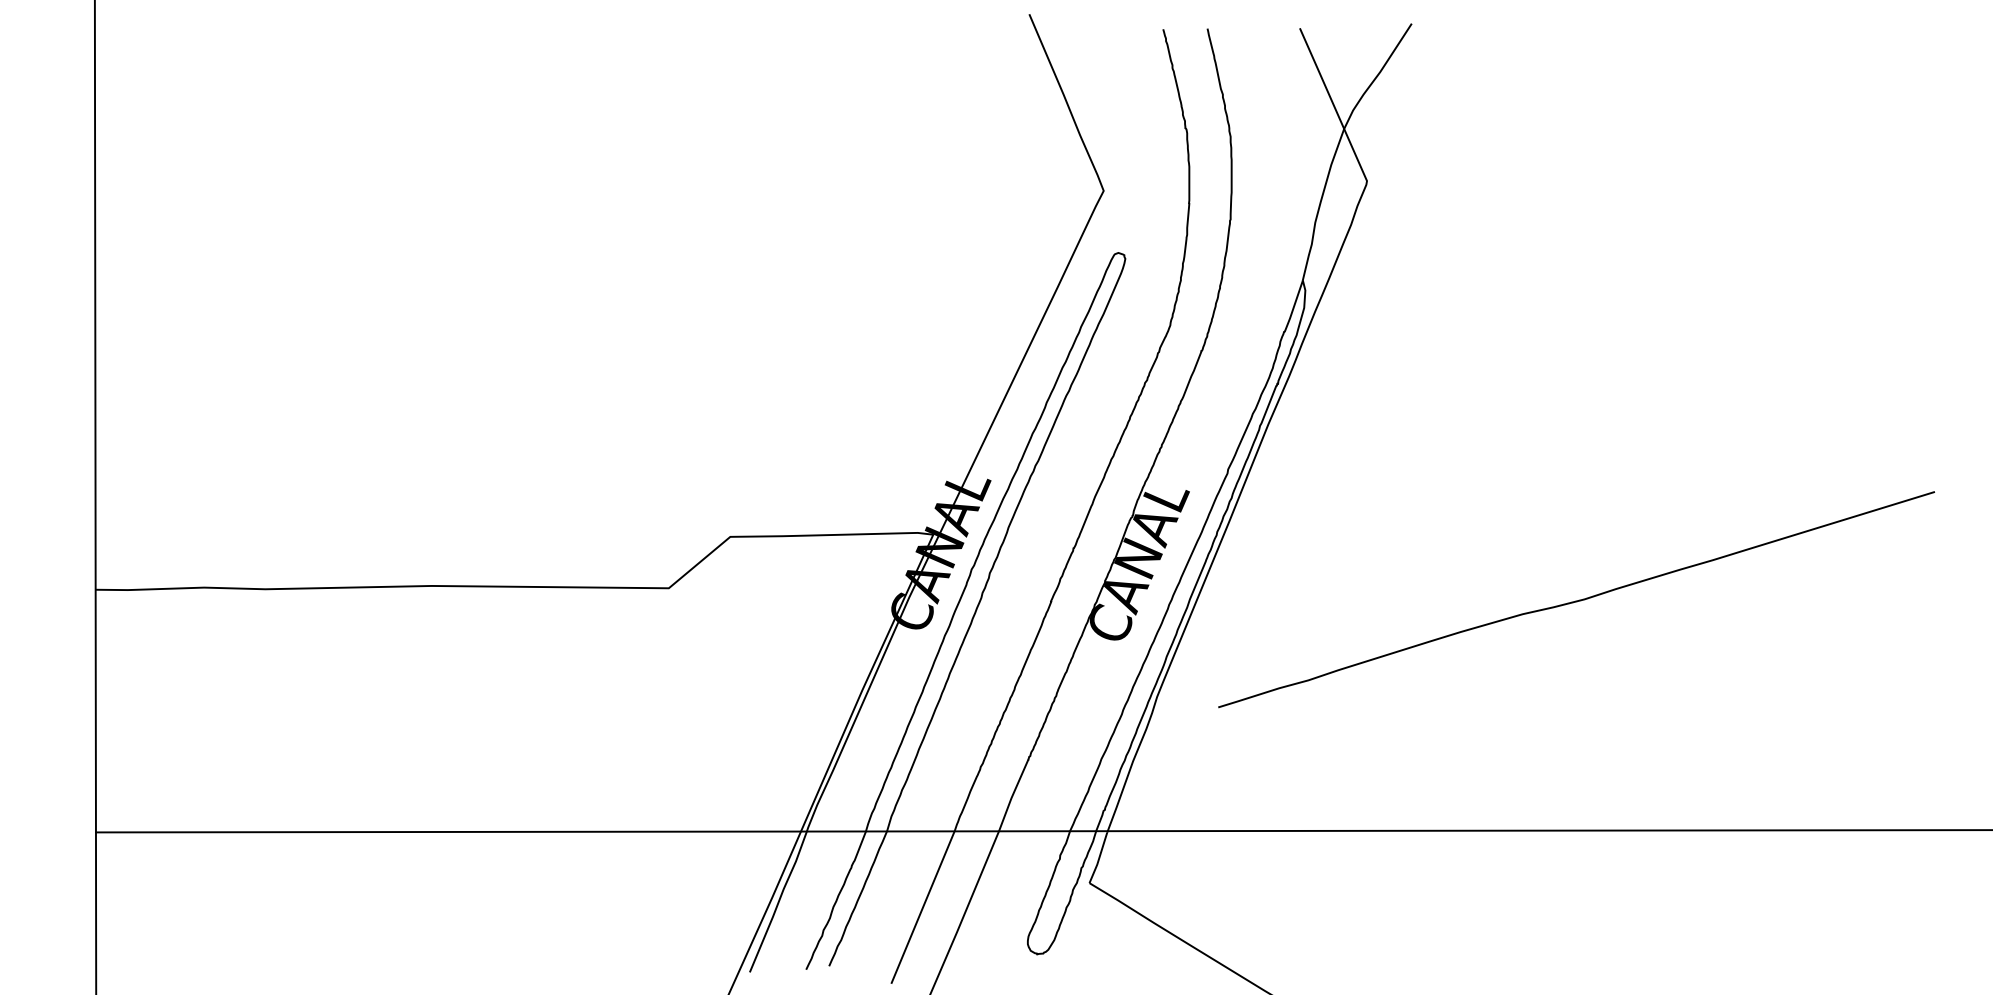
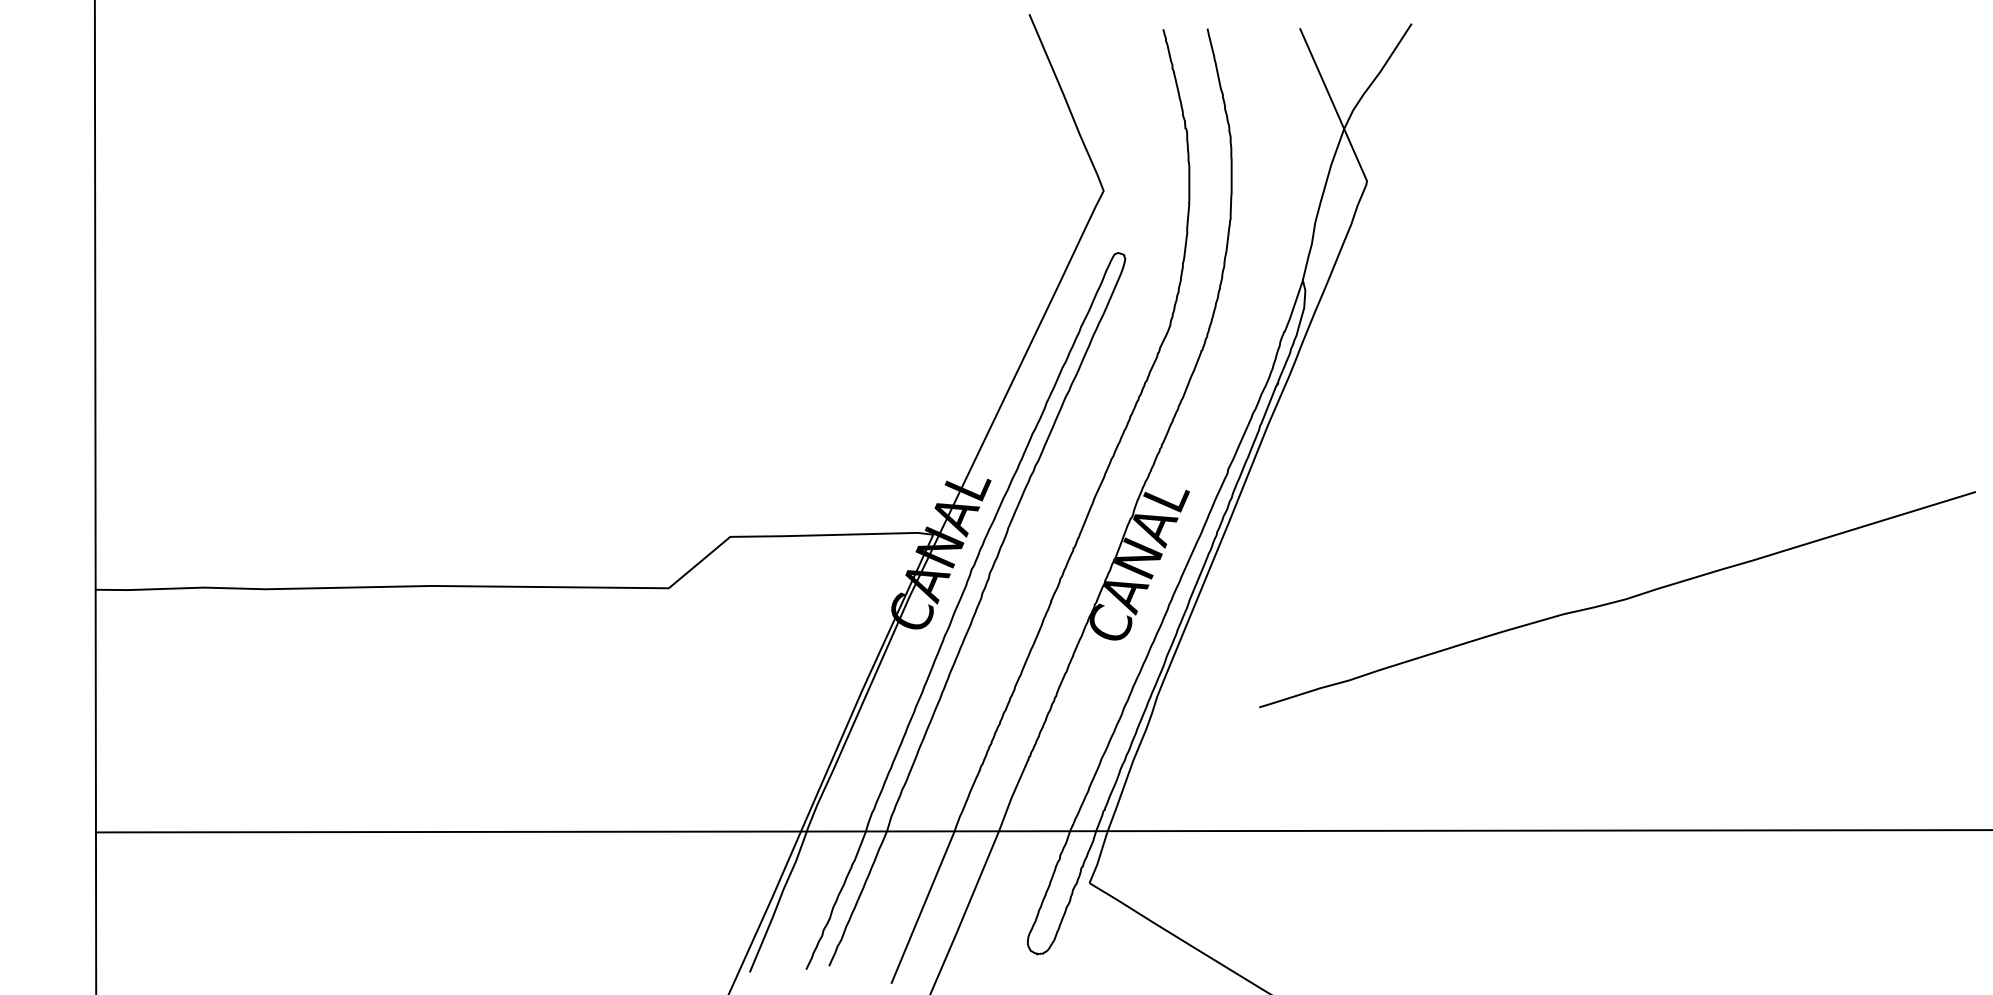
curve position: (1576, 600) -> (1617, 600) (1617, 600)
